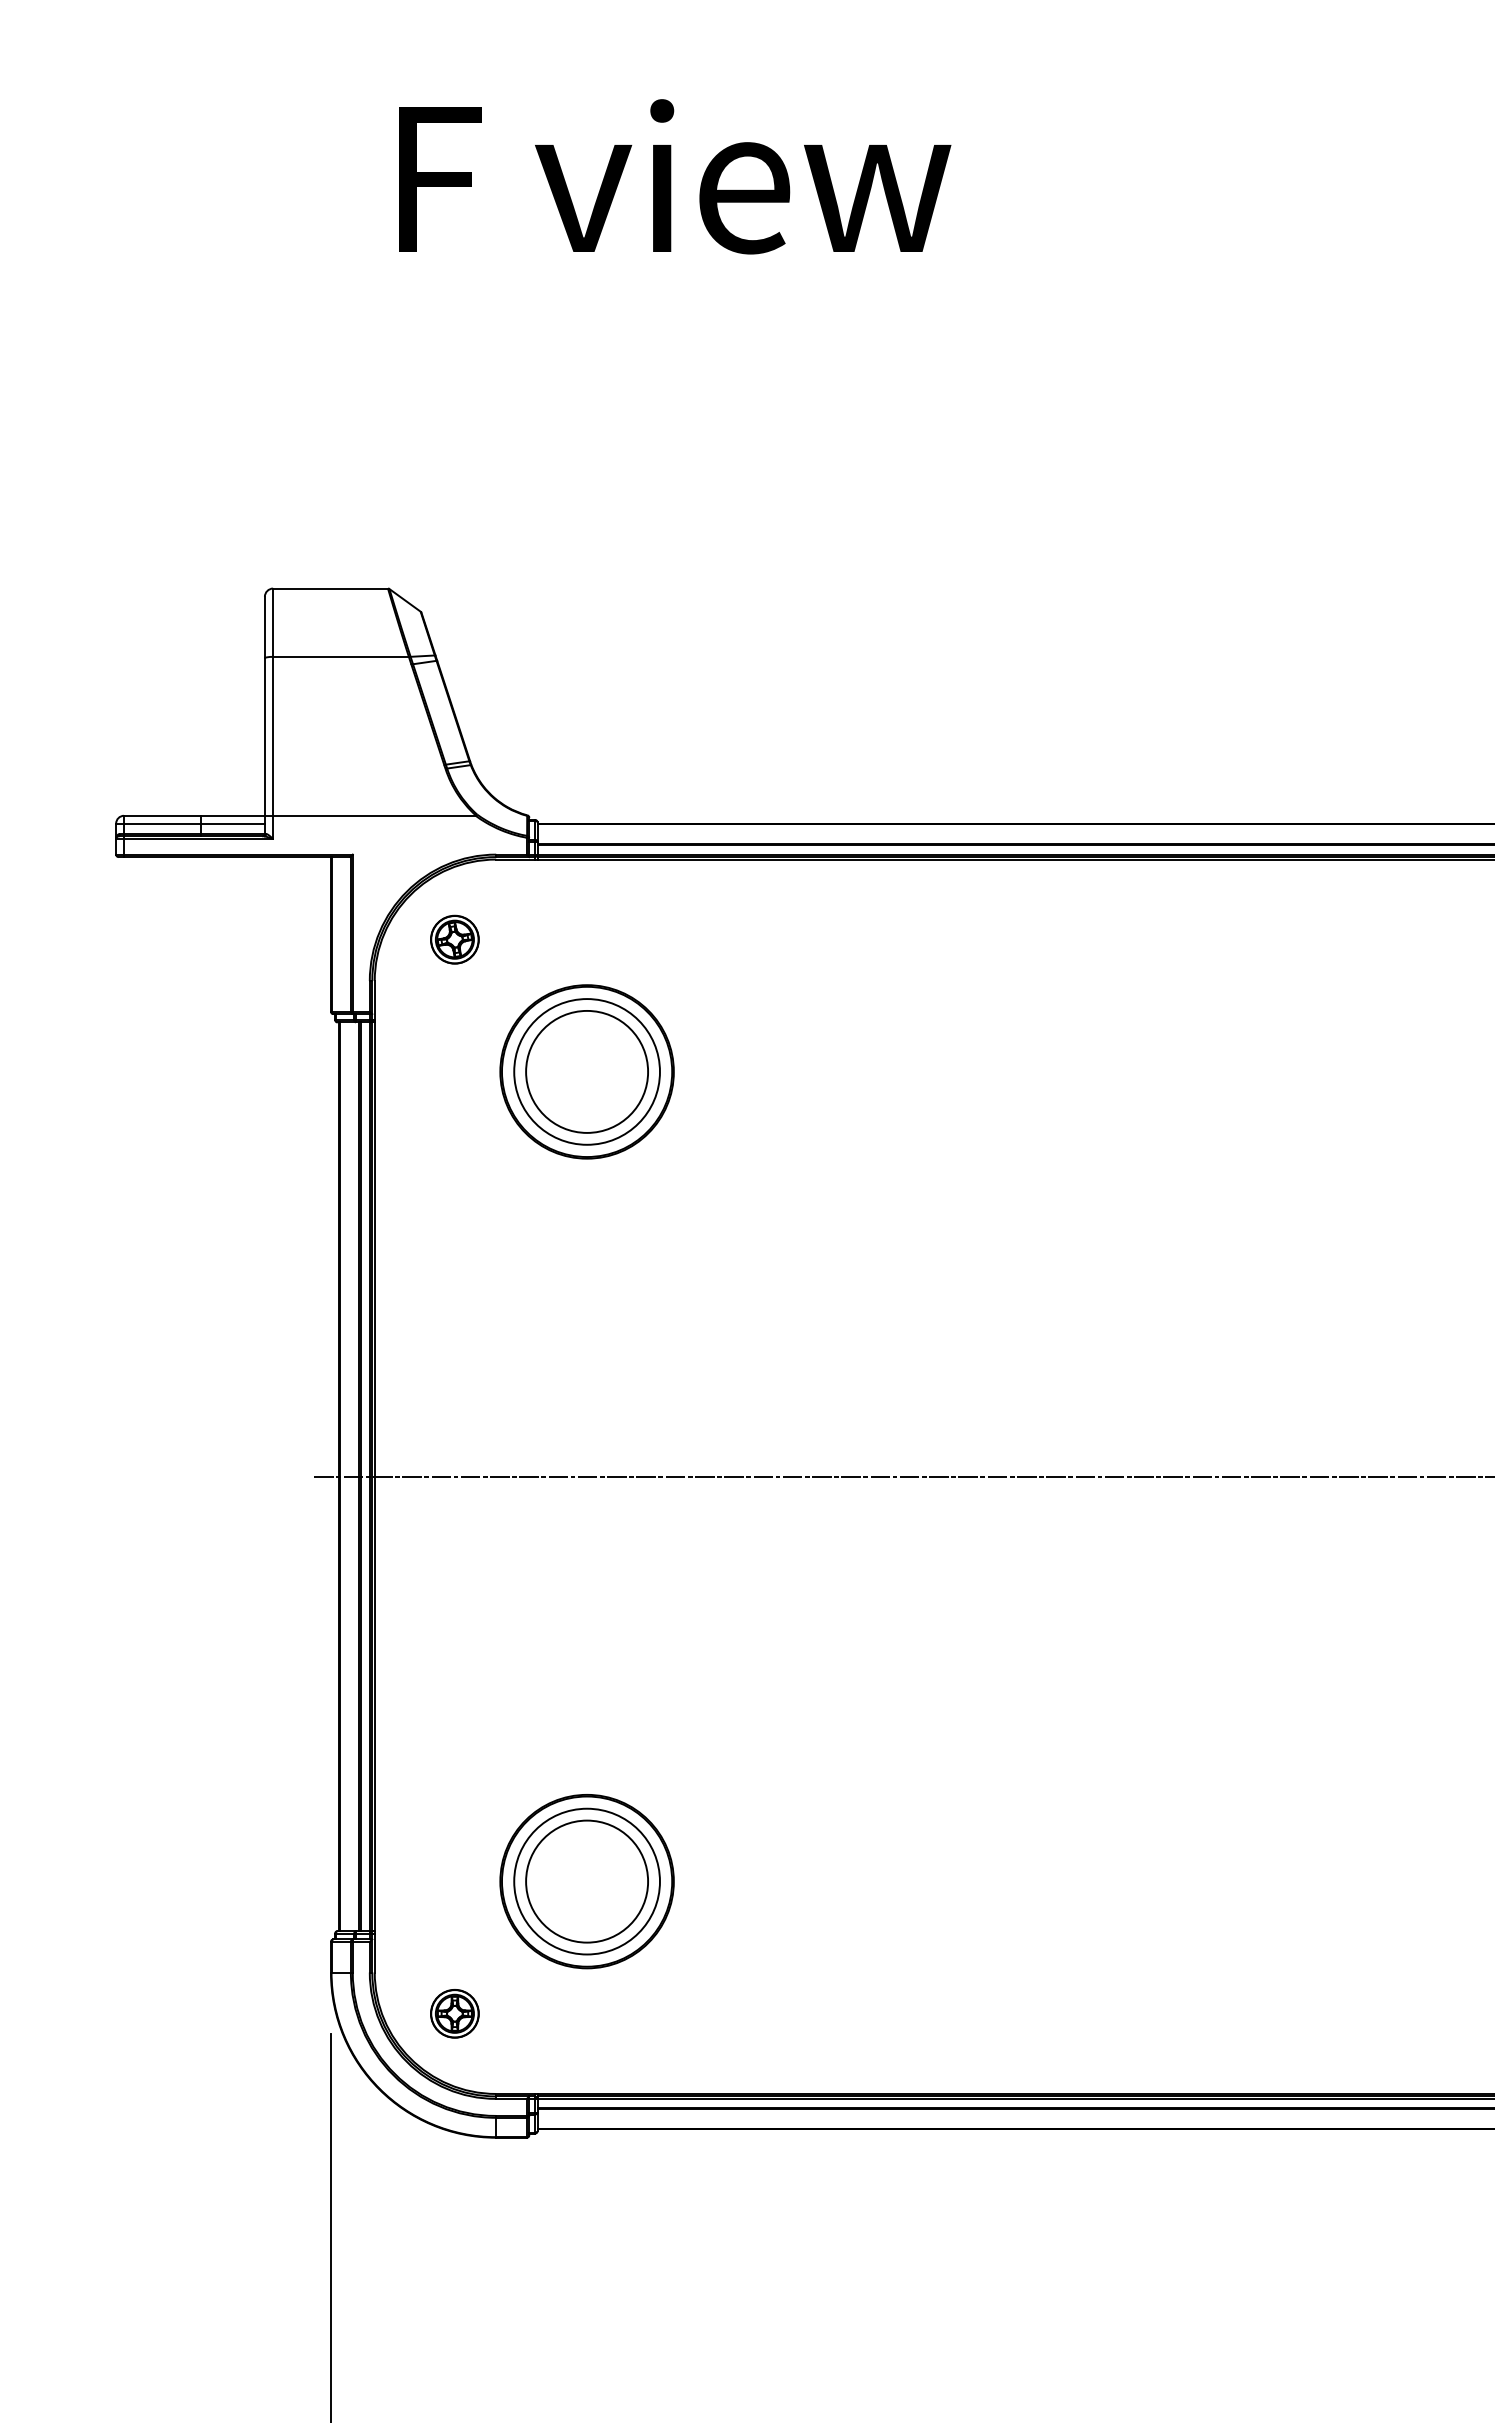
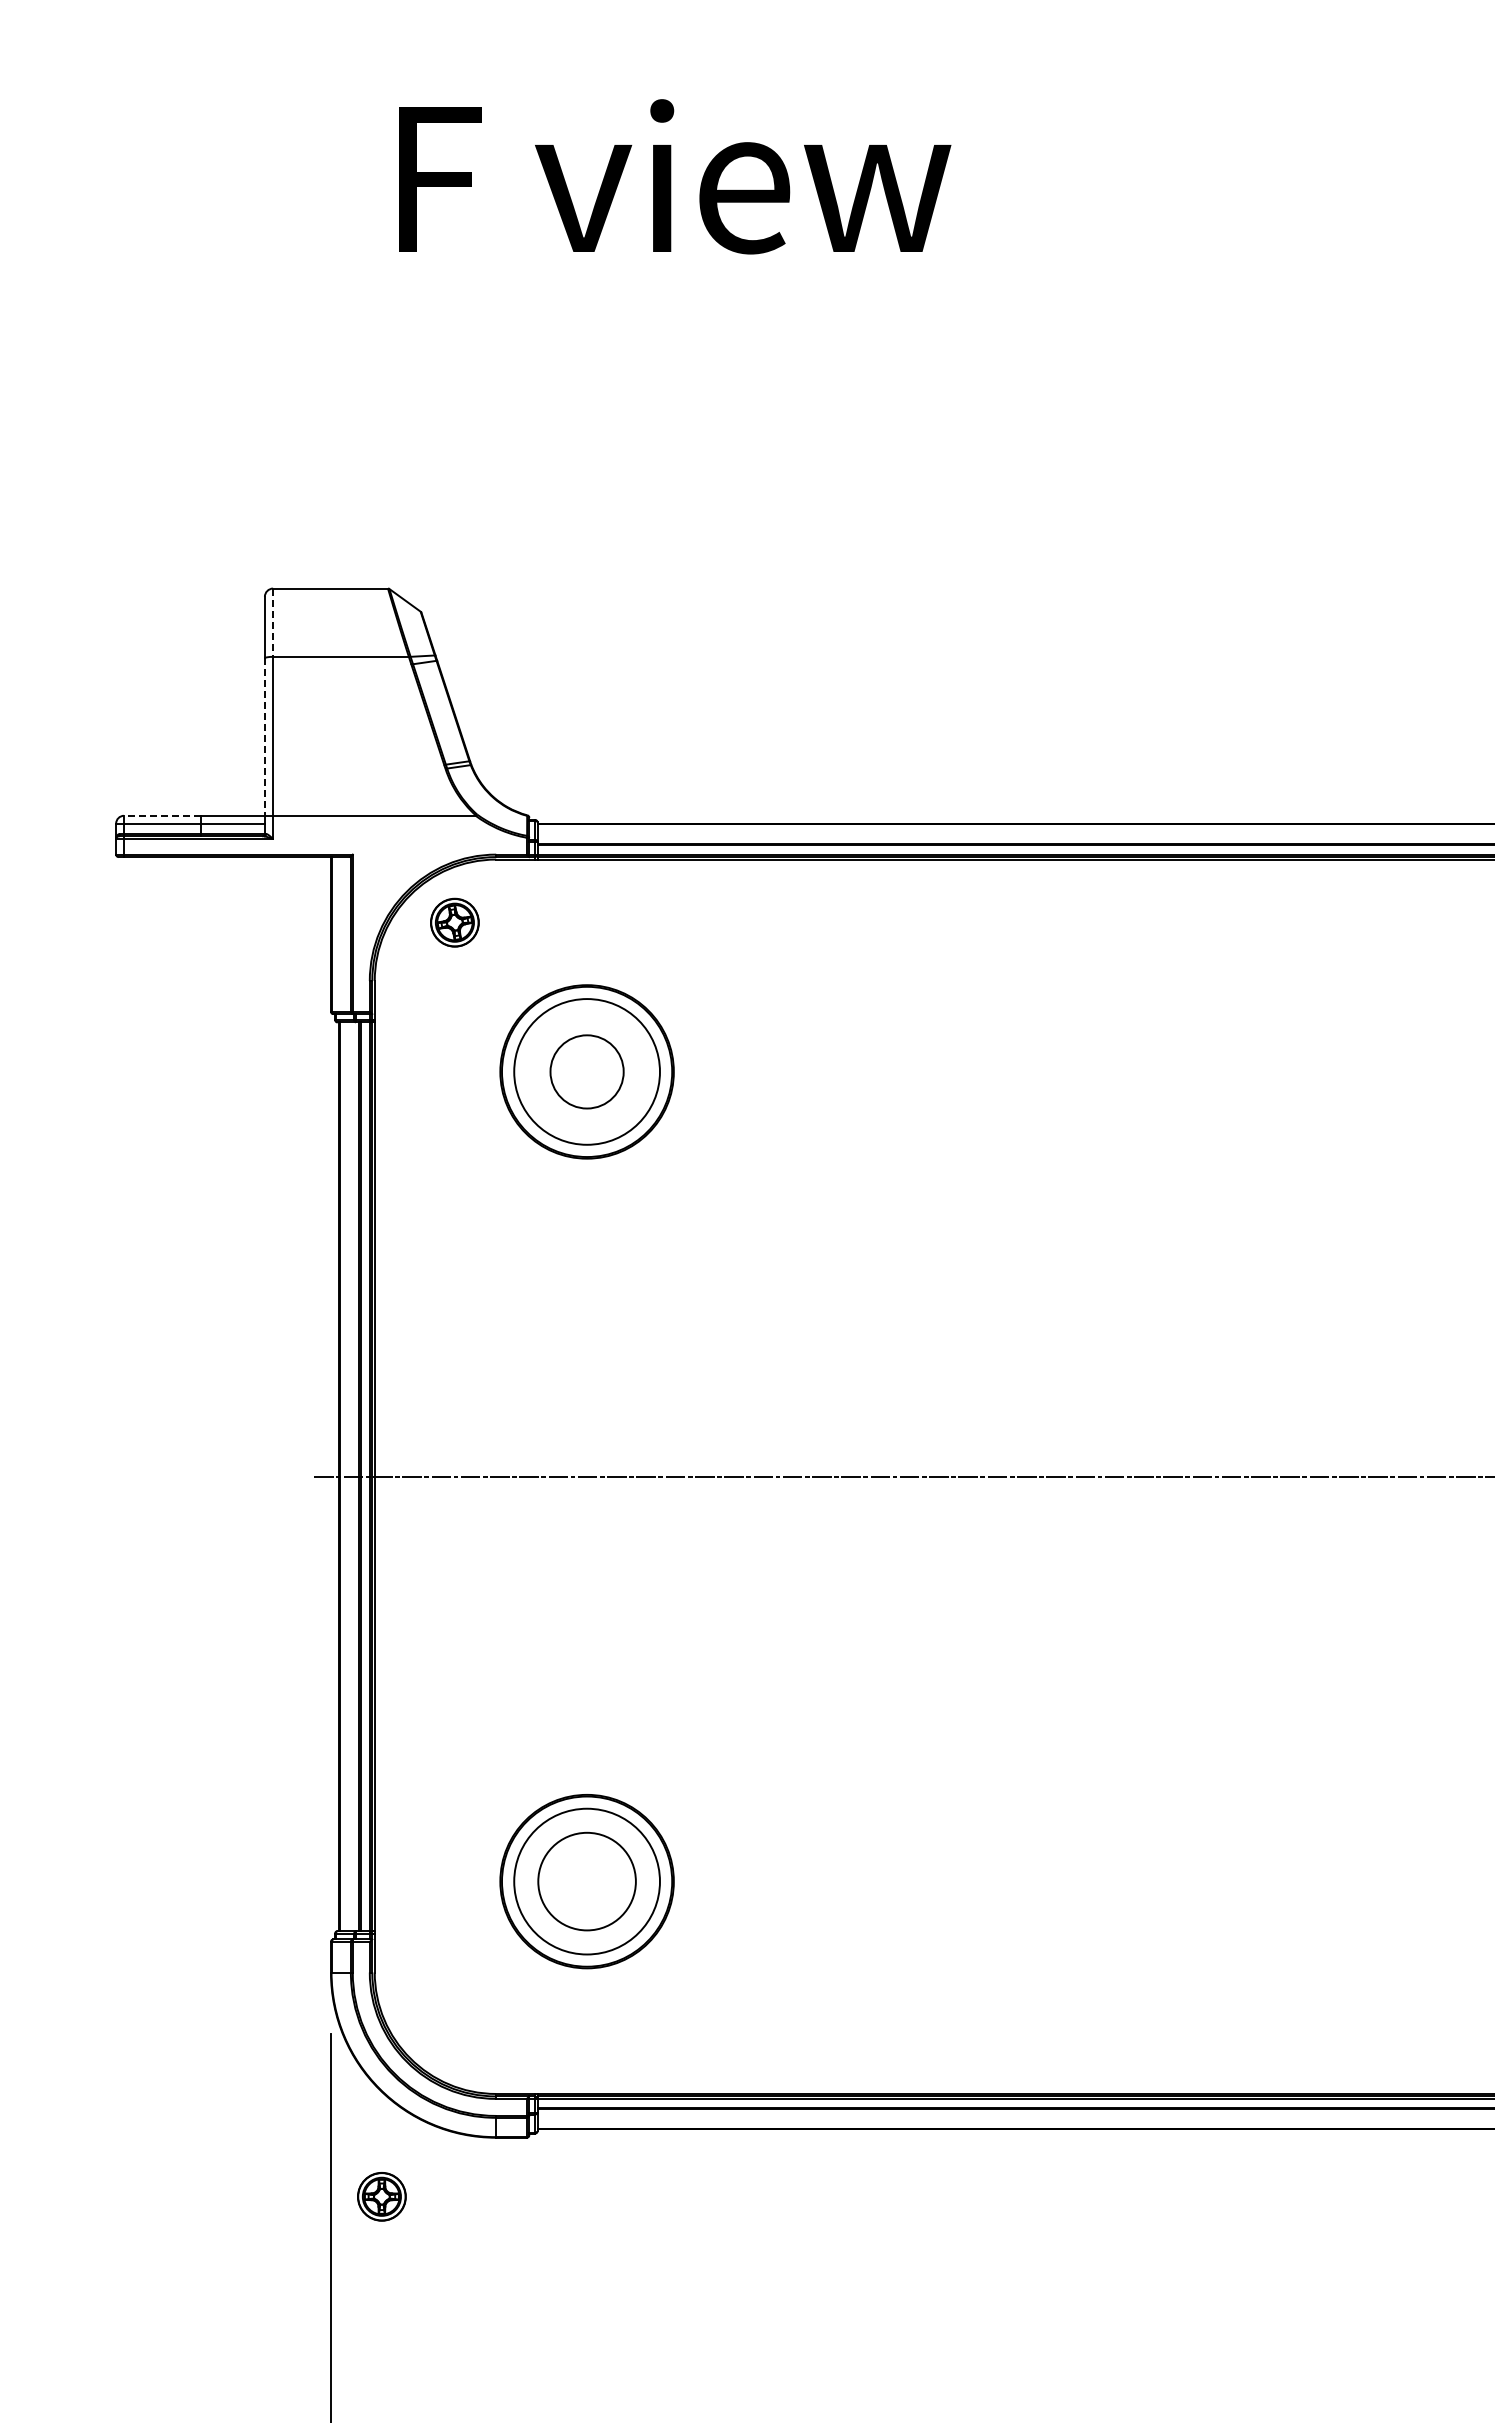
line: solid -> dashed (273, 623)
line: solid -> dashed (264, 737)
line: solid -> dashed (161, 815)
part position: (454, 939) -> (454, 922) (454, 922)
circle diameter: 122 px -> 73 px (586, 1071)
circle diameter: 122 px -> 98 px (586, 1881)
part position: (454, 2013) -> (381, 2196) (381, 2196)
